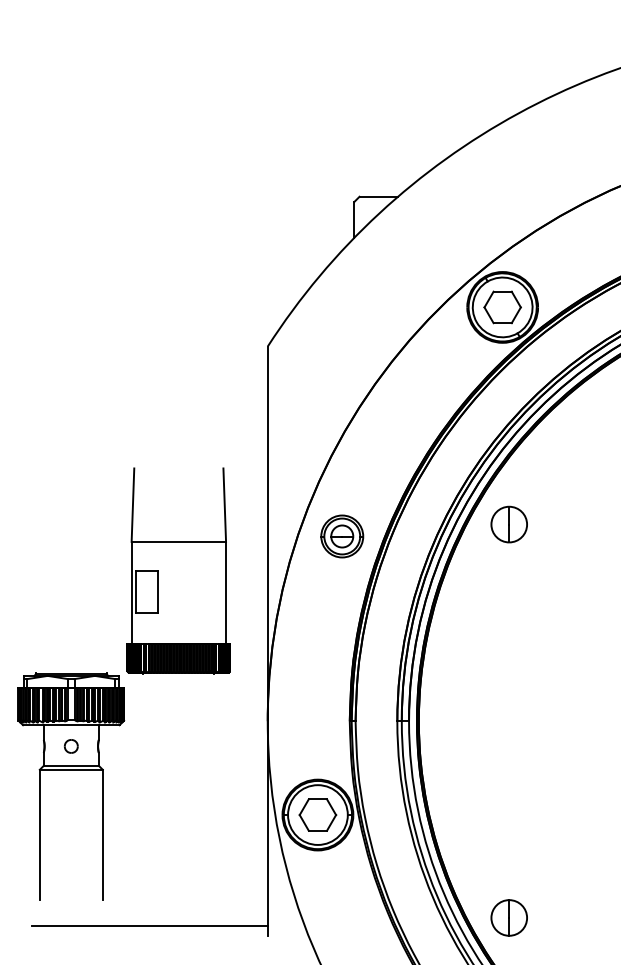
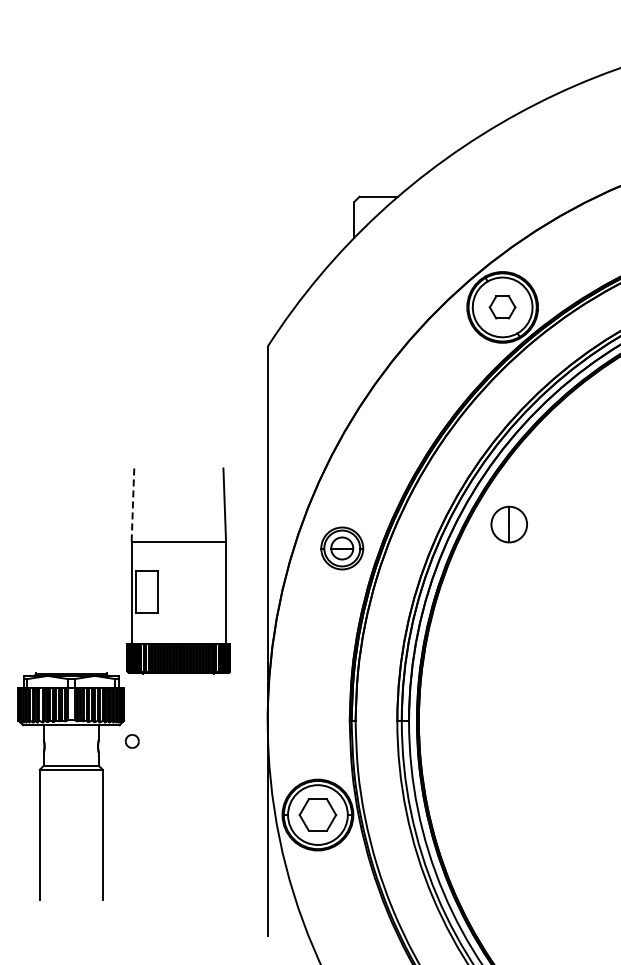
part size: 39x35 px -> 29x25 px (502, 307)
line: solid -> dashed (132, 505)
part position: (342, 536) -> (342, 548) (342, 548)
part position: (70, 746) -> (131, 741) (131, 741)
part: present -> none (508, 917)
line: present -> none (149, 925)
